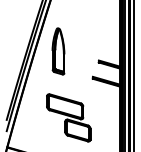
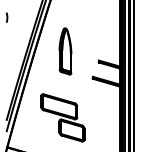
curve: none -> present (6, 17)
part position: (58, 51) -> (65, 51) (65, 51)
part position: (68, 117) -> (62, 117) (62, 117)
